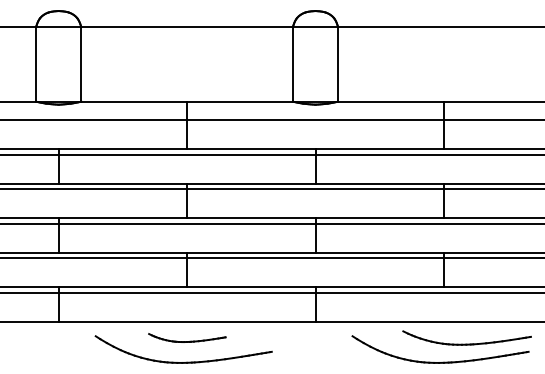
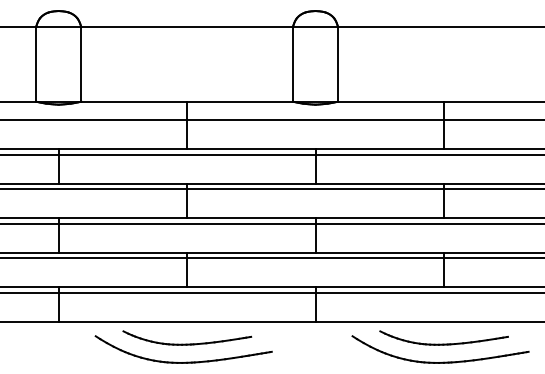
part size: 79x10 px -> 131x16 px (187, 337)
part position: (466, 337) -> (443, 337) (443, 337)
